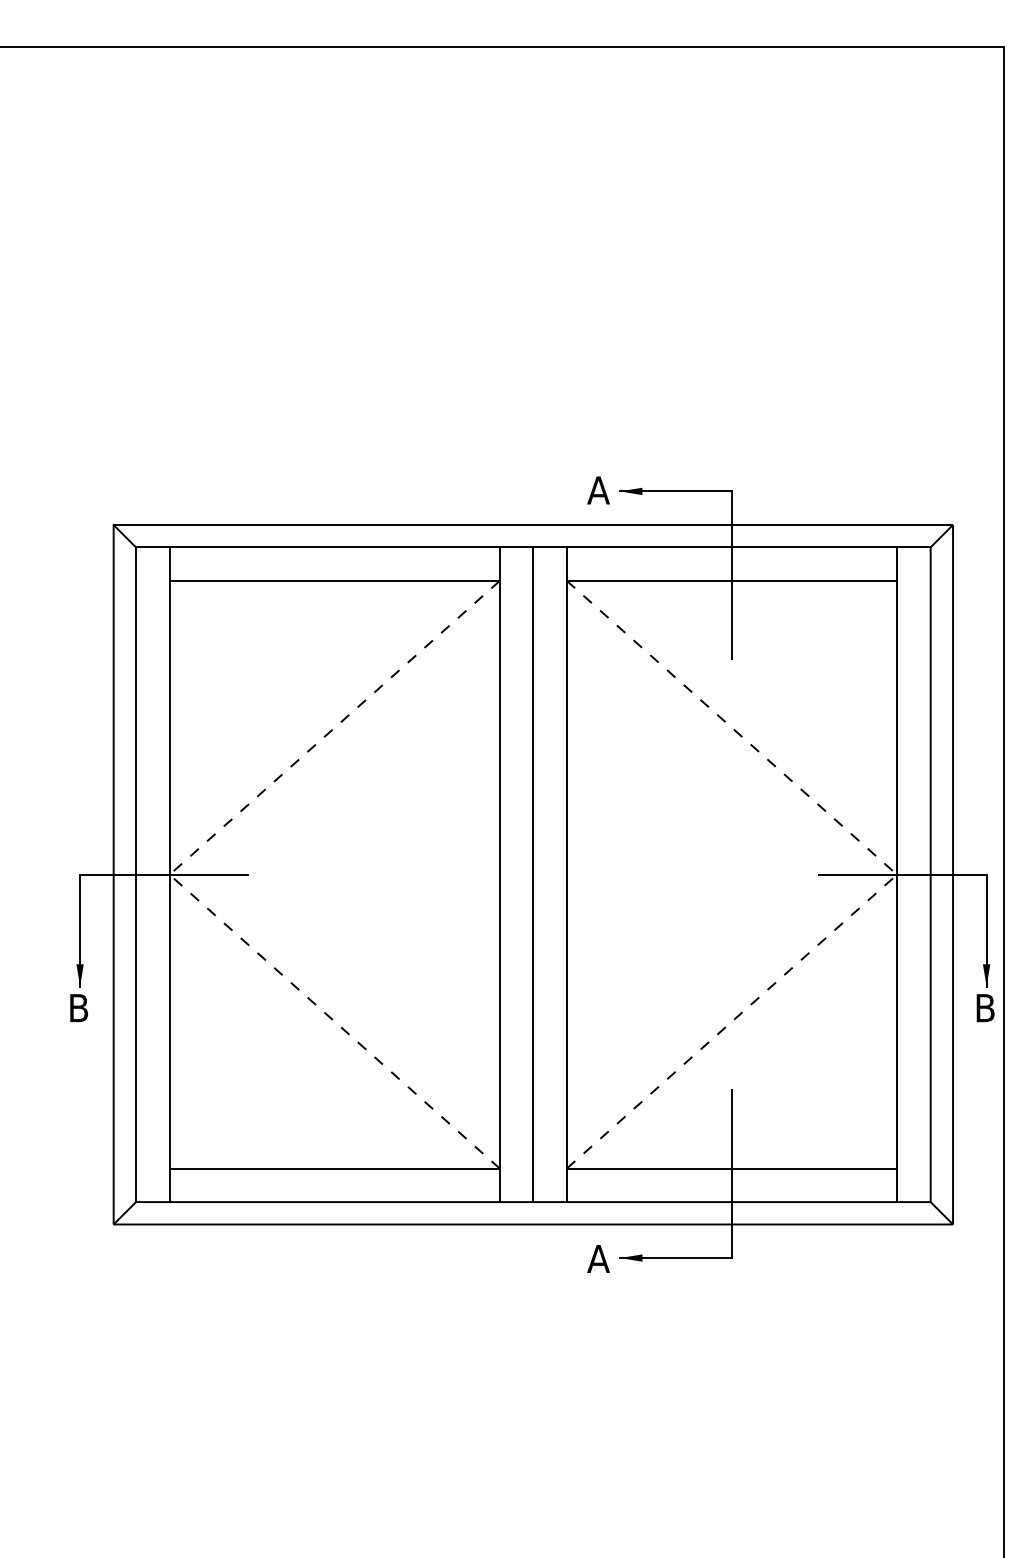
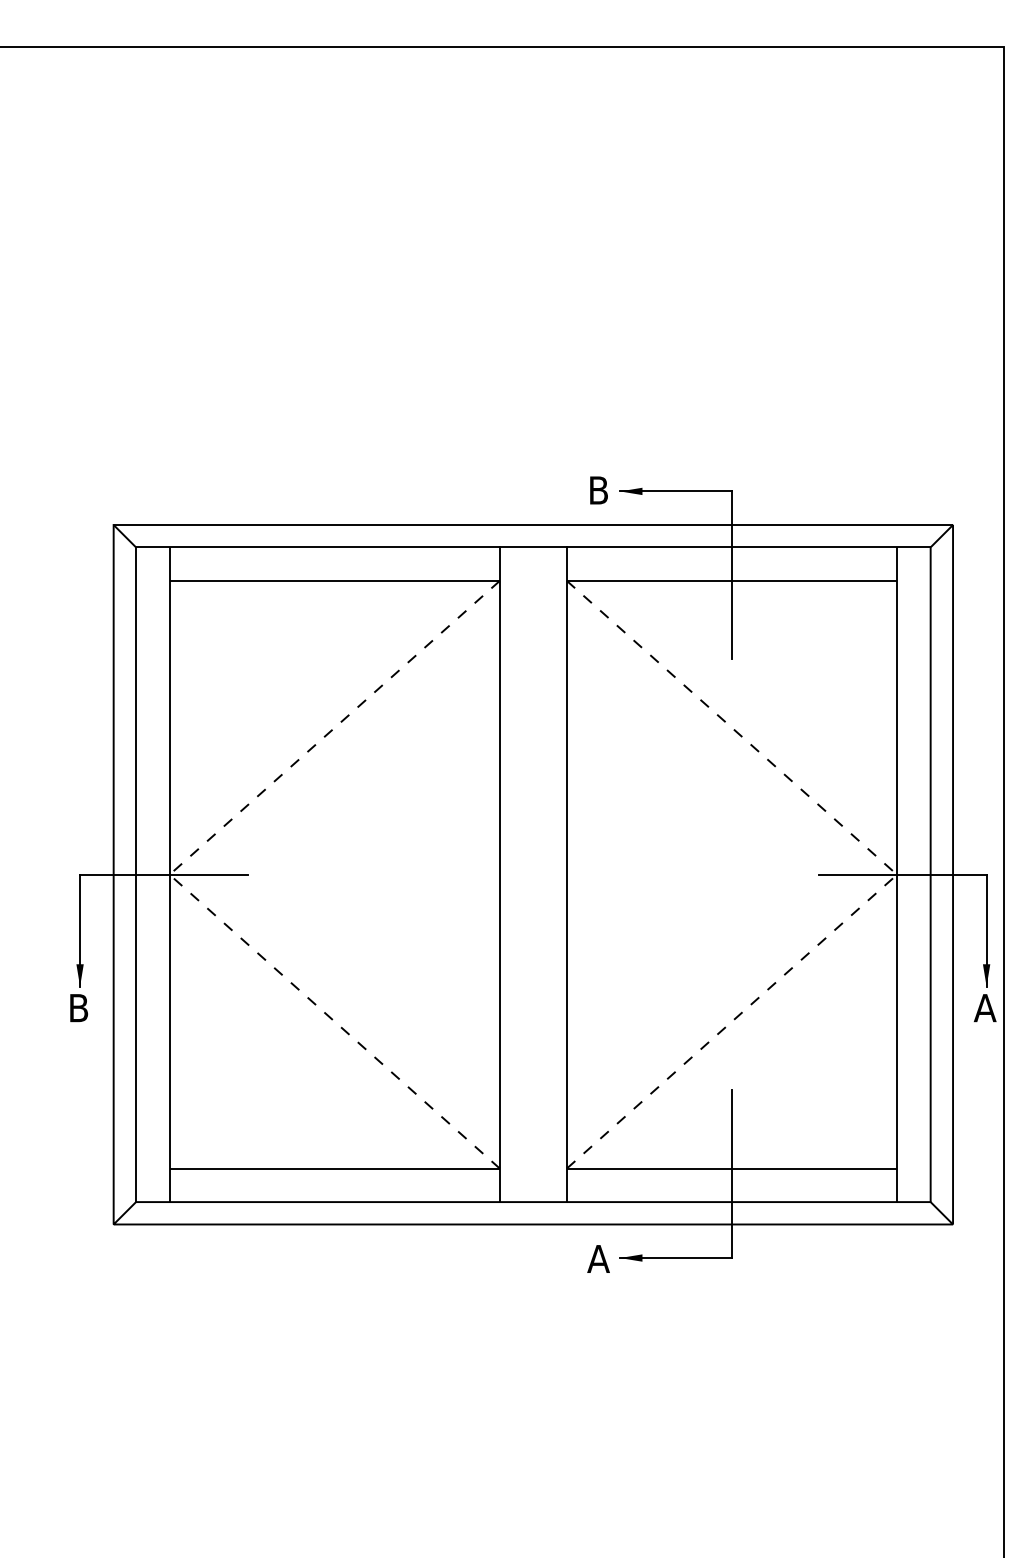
text: A -> B (598, 490)
line: present -> none (533, 874)
text: B -> A (984, 1008)
